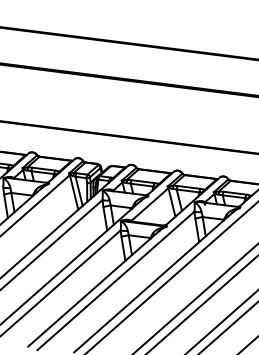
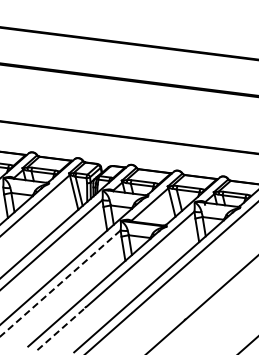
line: solid -> dashed (60, 283)
line: present -> none (195, 298)
line: present -> none (221, 321)
line: present -> none (228, 327)
line: solid -> dashed (61, 329)
